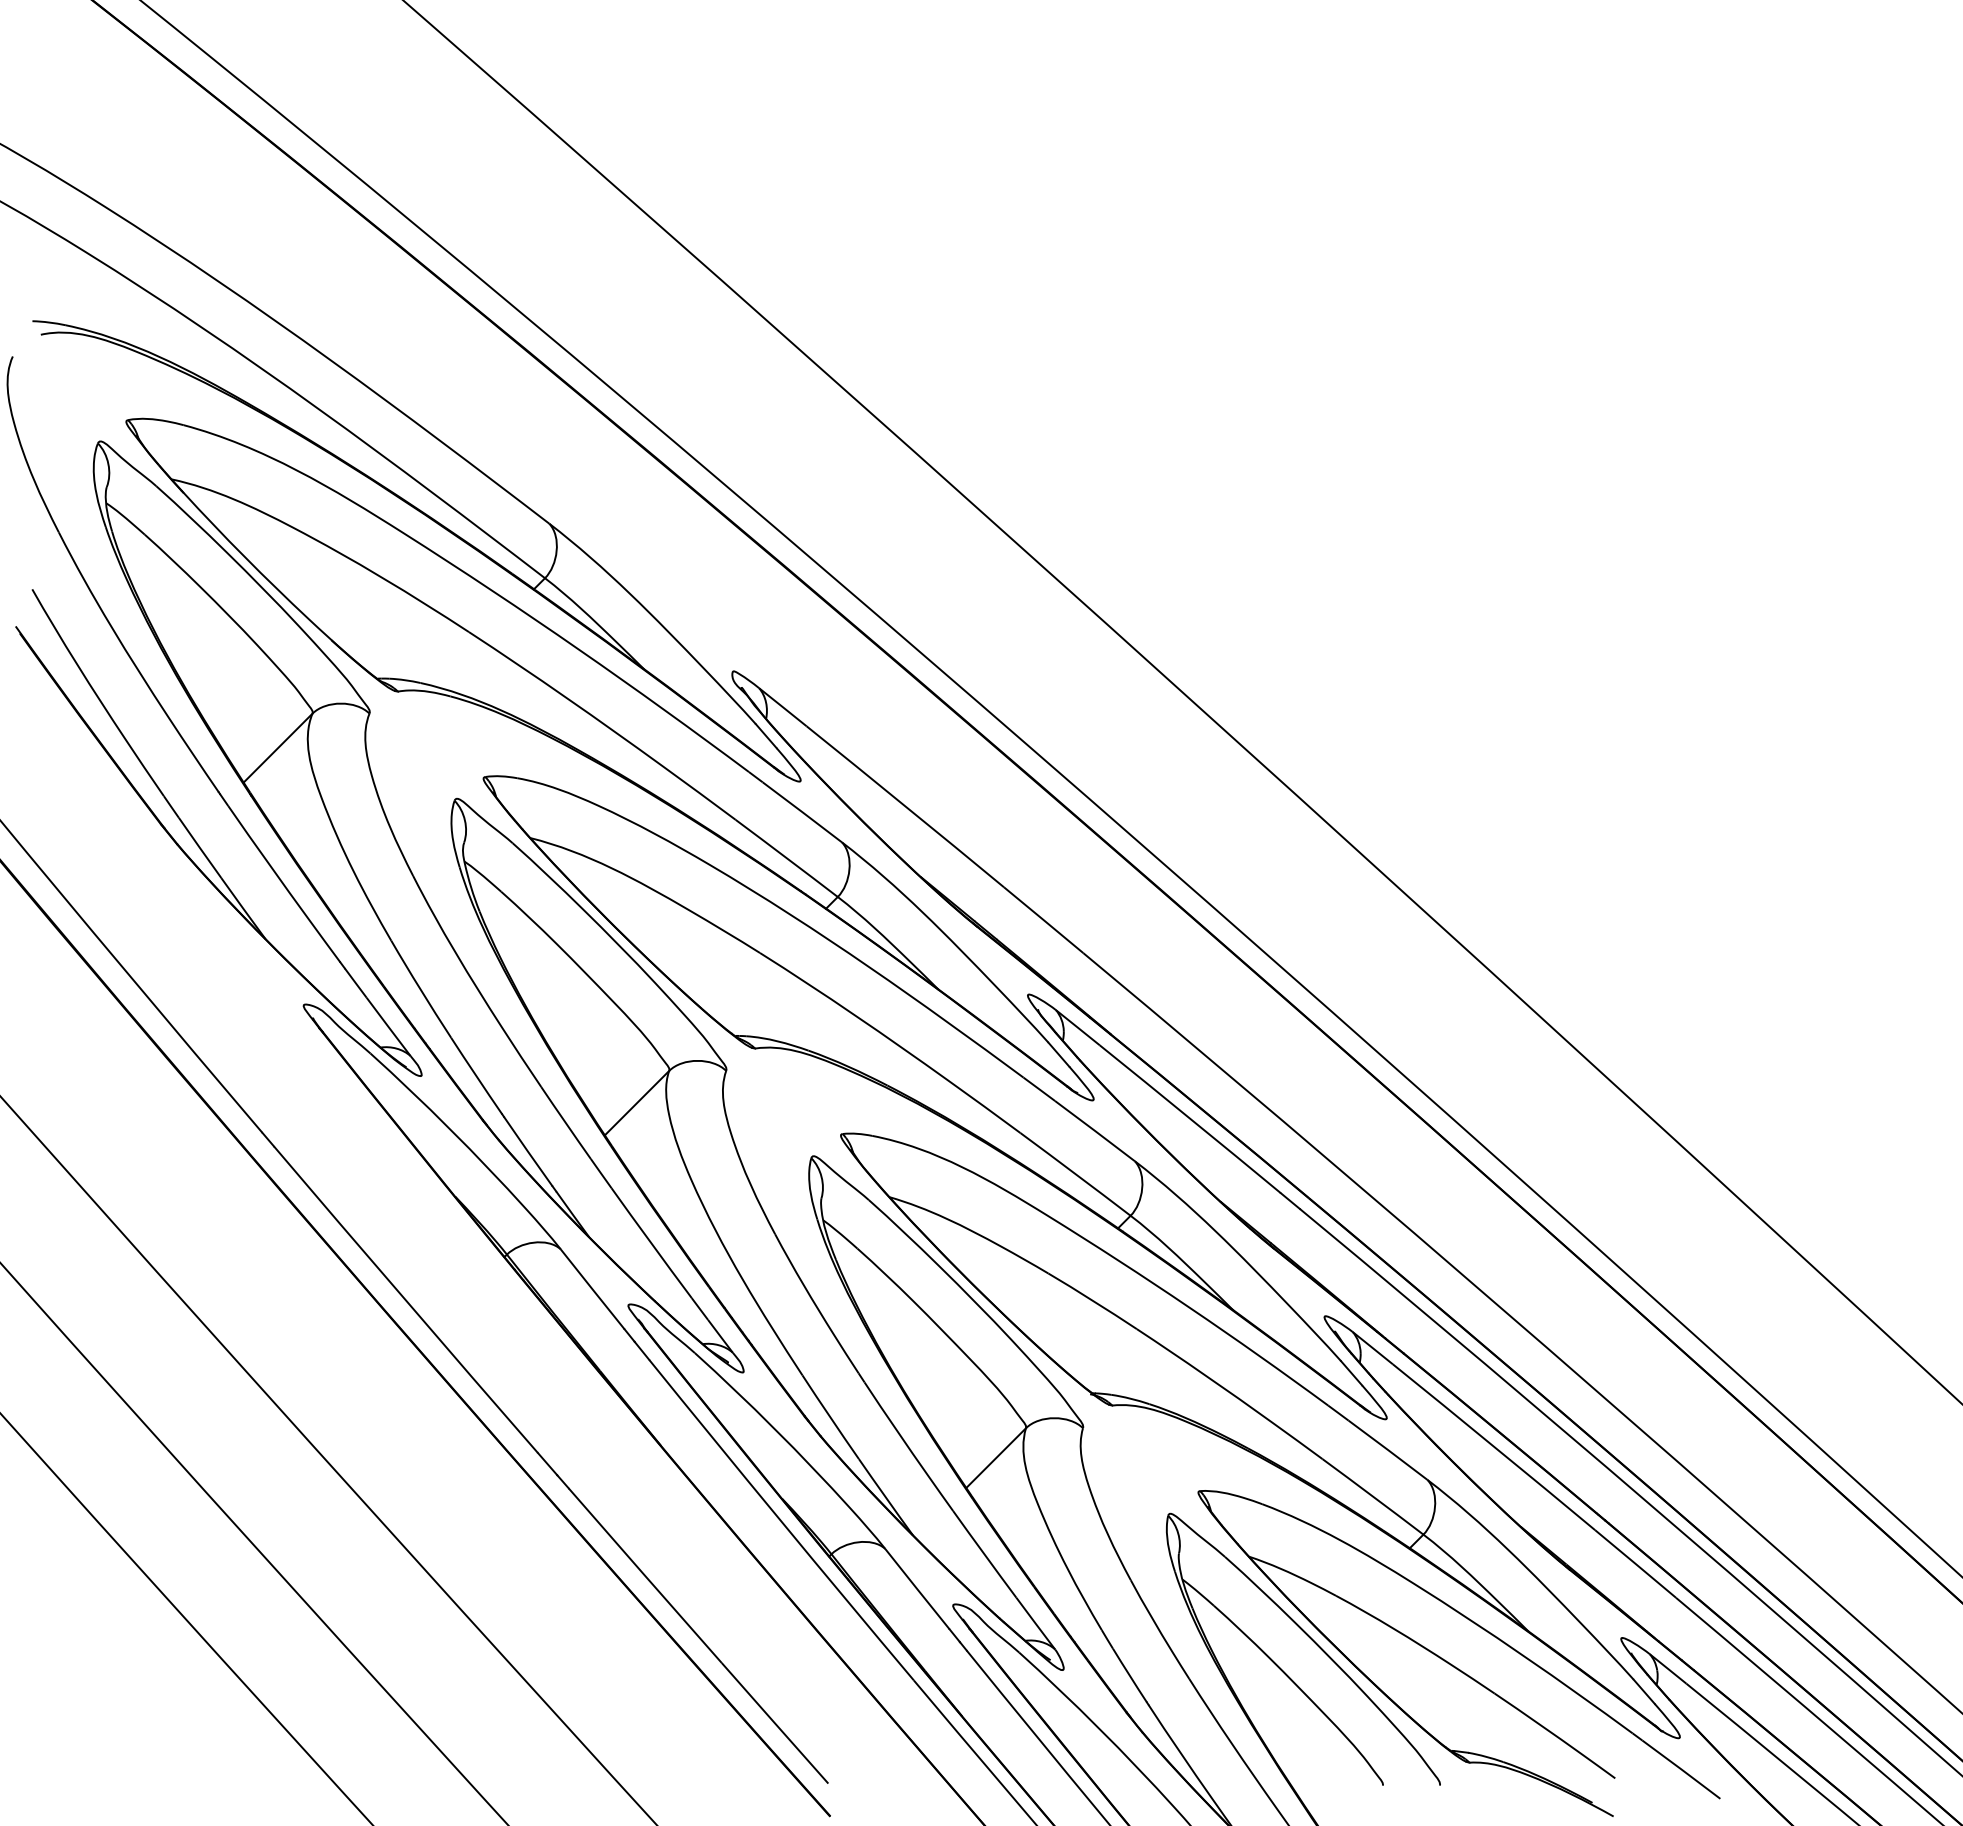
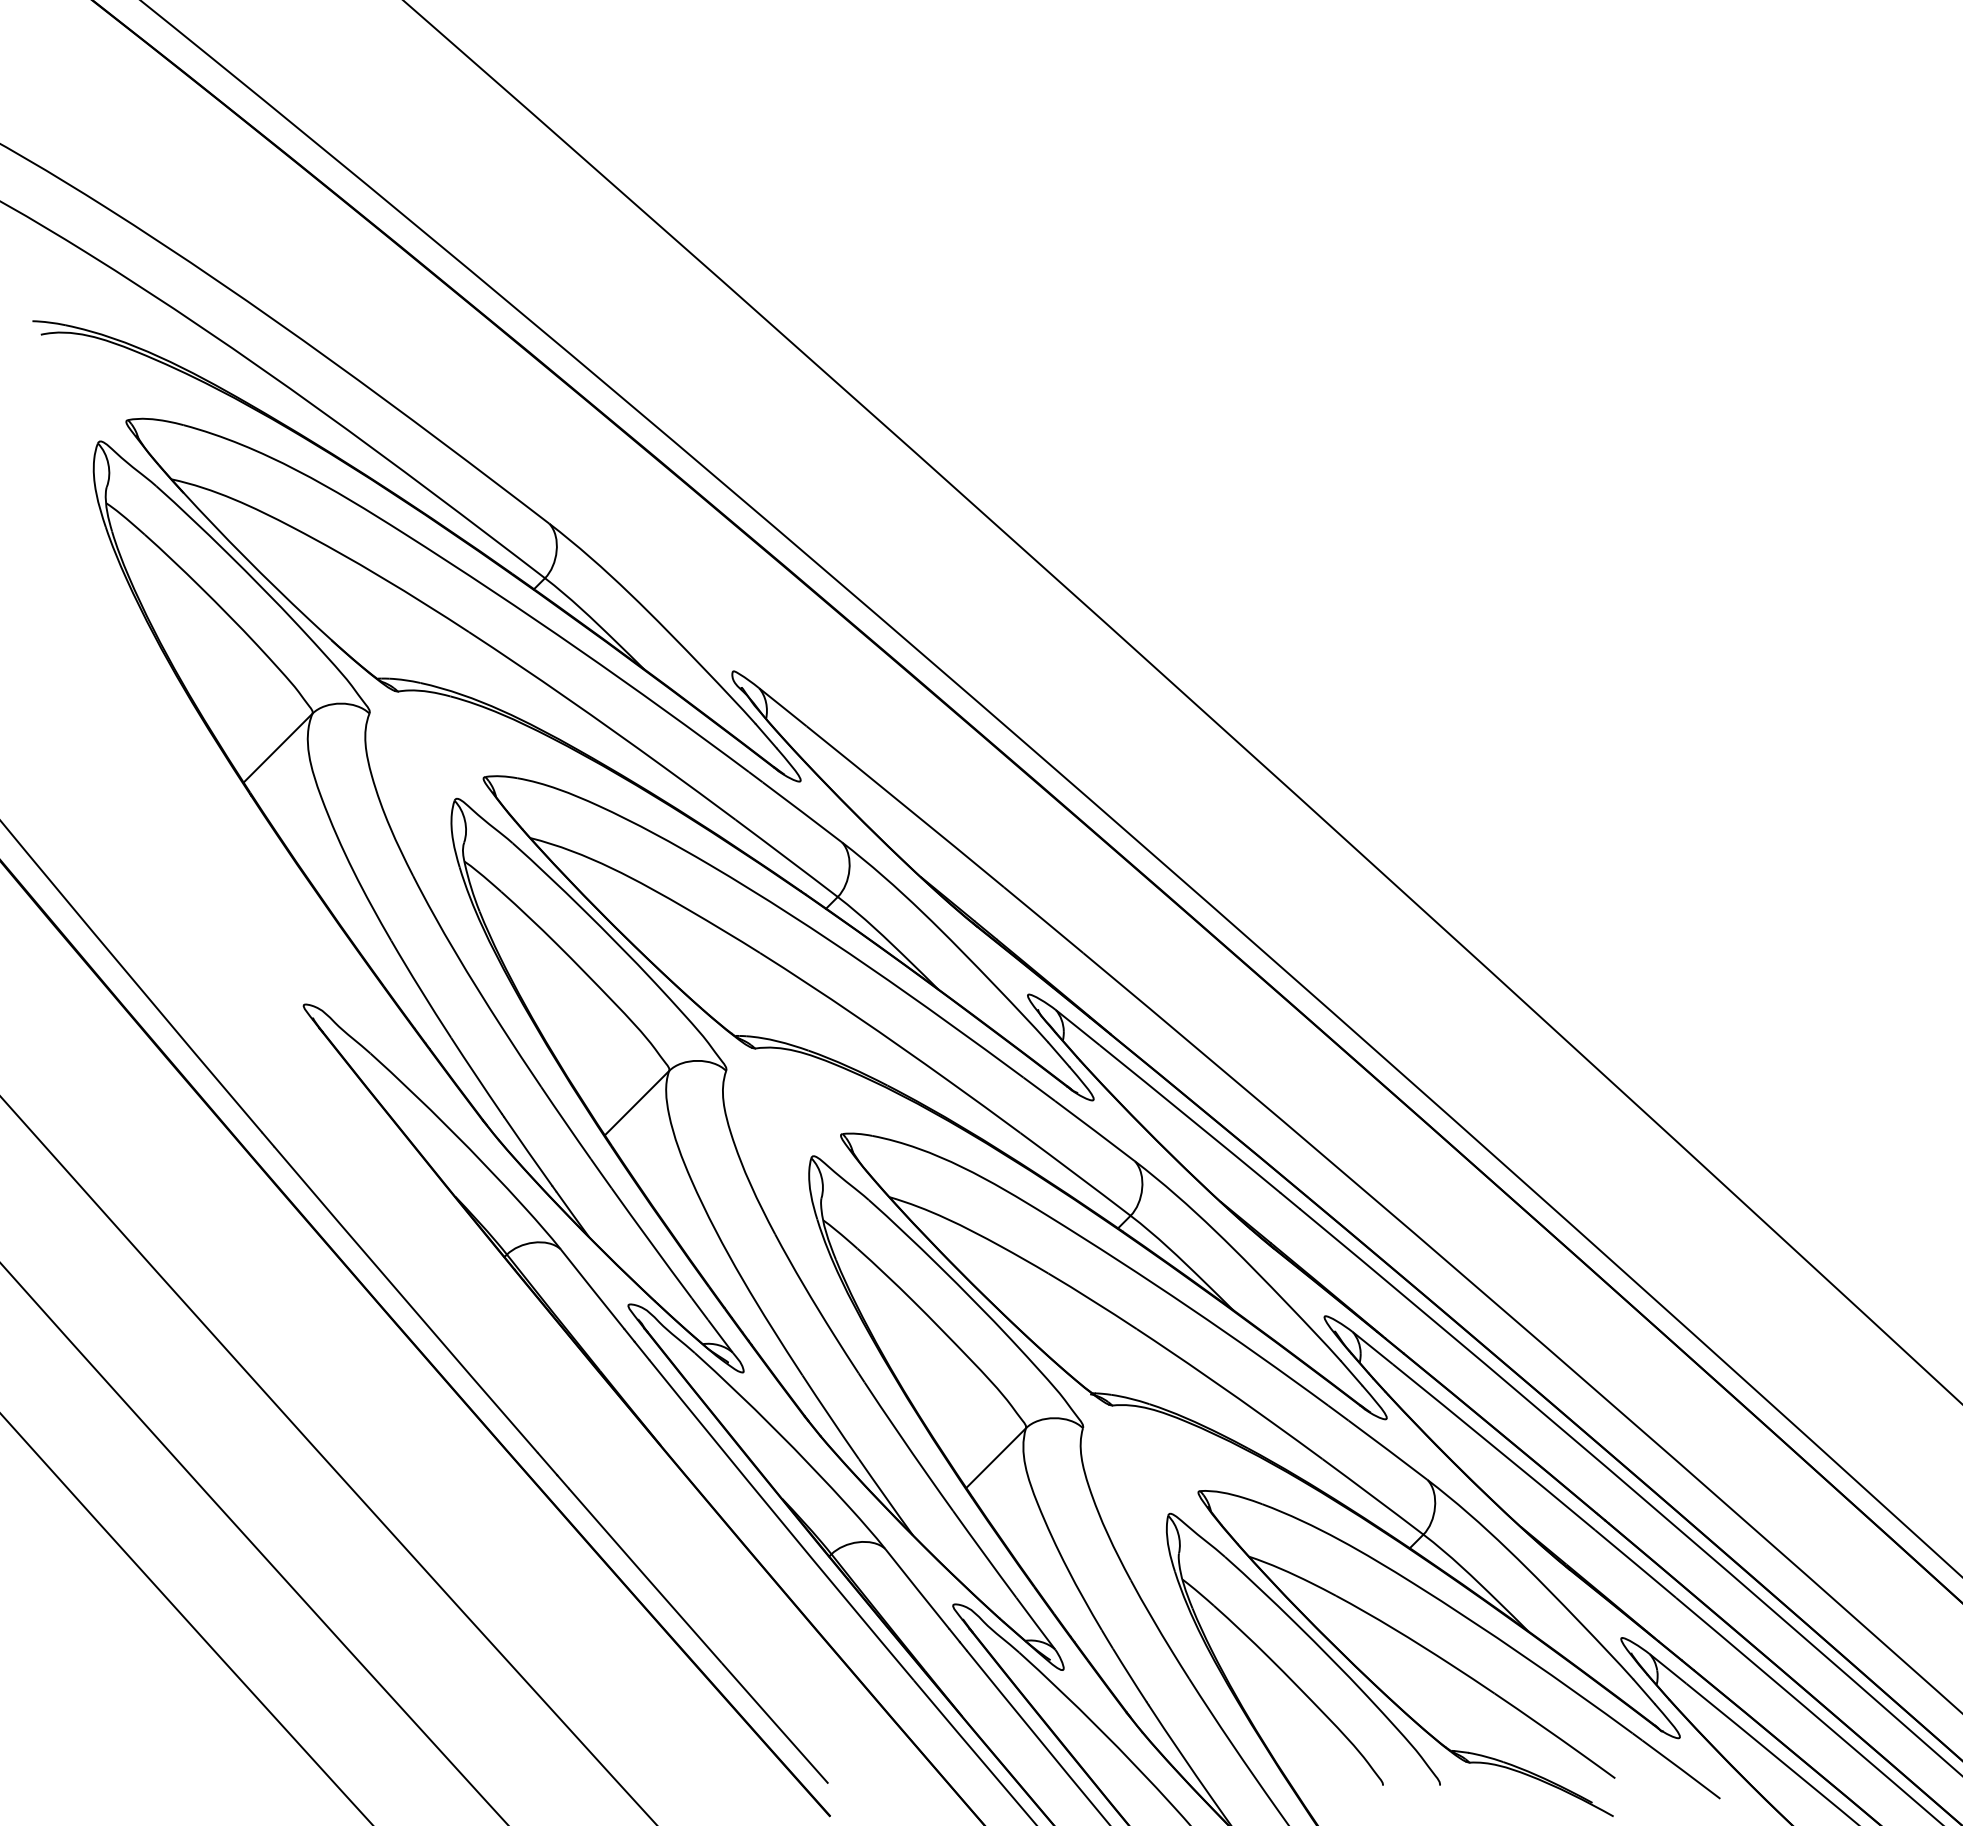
part: present -> none (182, 736)
